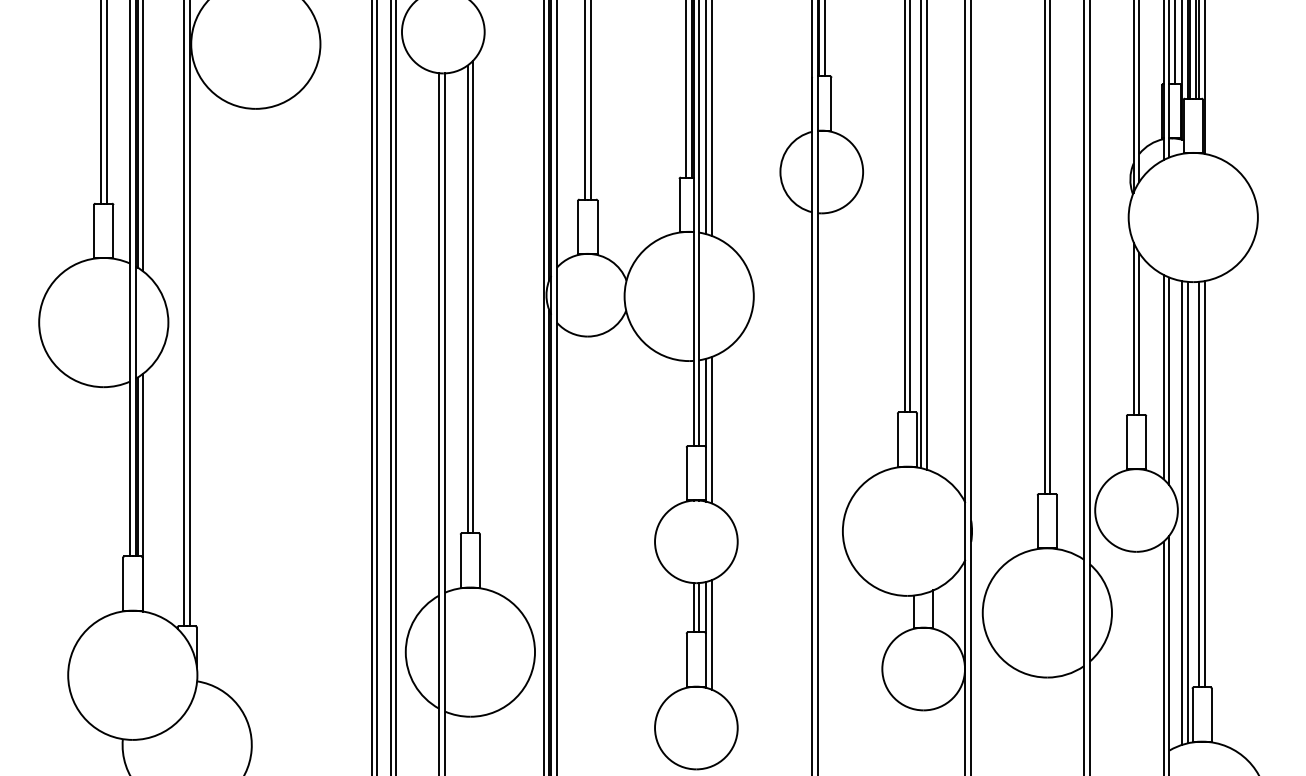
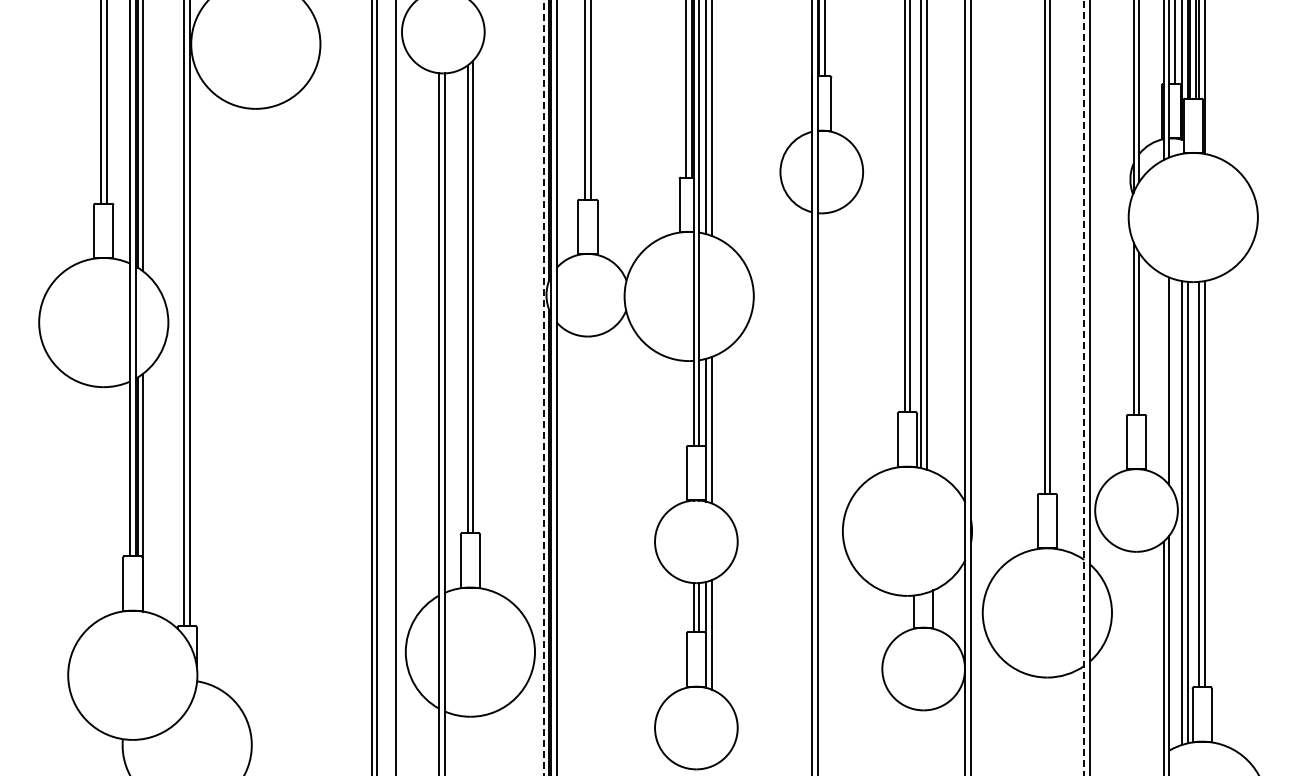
line: present -> none (1163, 377)
line: present -> none (390, 387)
line: solid -> dashed (543, 387)
line: solid -> dashed (1084, 387)
